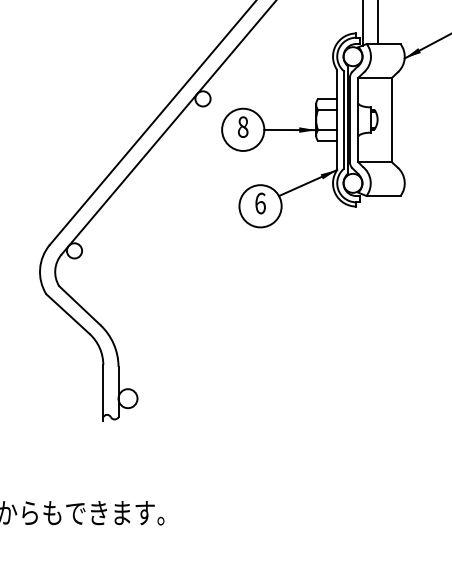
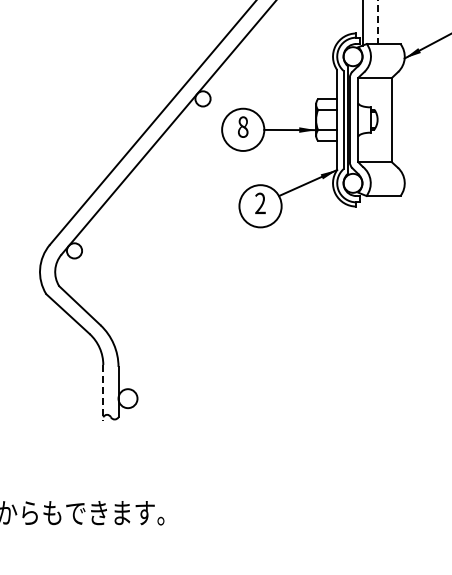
line: solid -> dashed (377, 22)
text: 6 -> 2 (260, 203)
line: solid -> dashed (103, 392)
